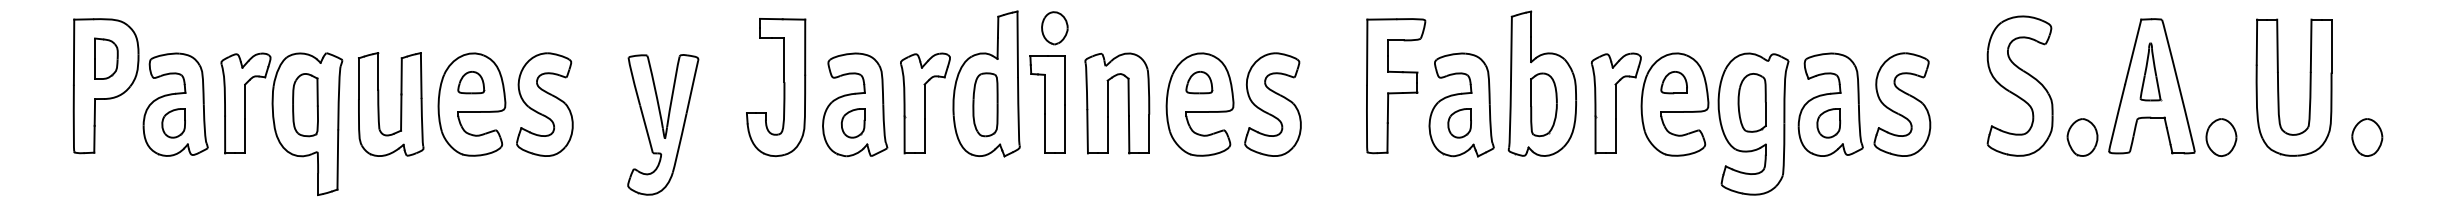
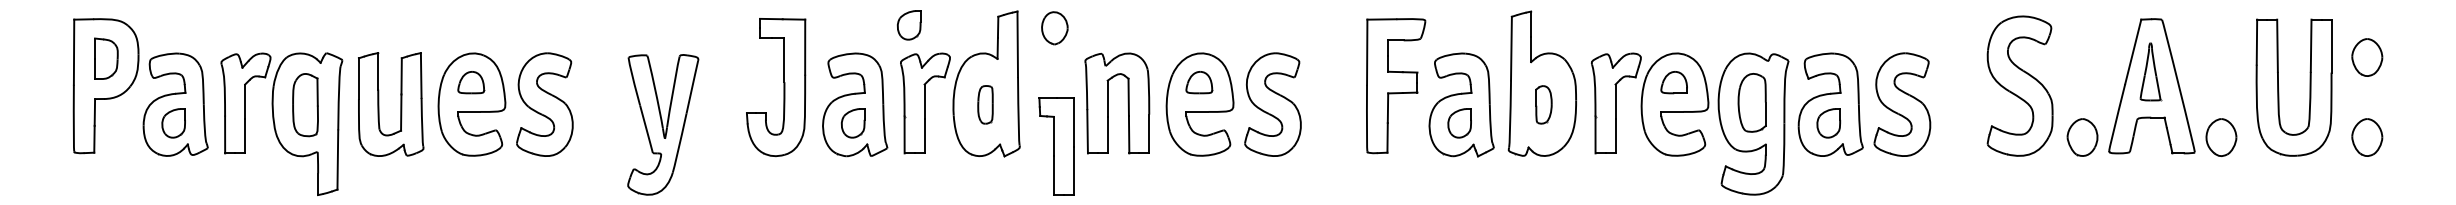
part: none -> present (908, 25)
part: none -> present (2367, 57)
part size: 27x66 px -> 17x40 px (985, 104)
part position: (1047, 104) -> (1056, 146) (1056, 146)
part size: 28x66 px -> 18x40 px (1543, 104)
